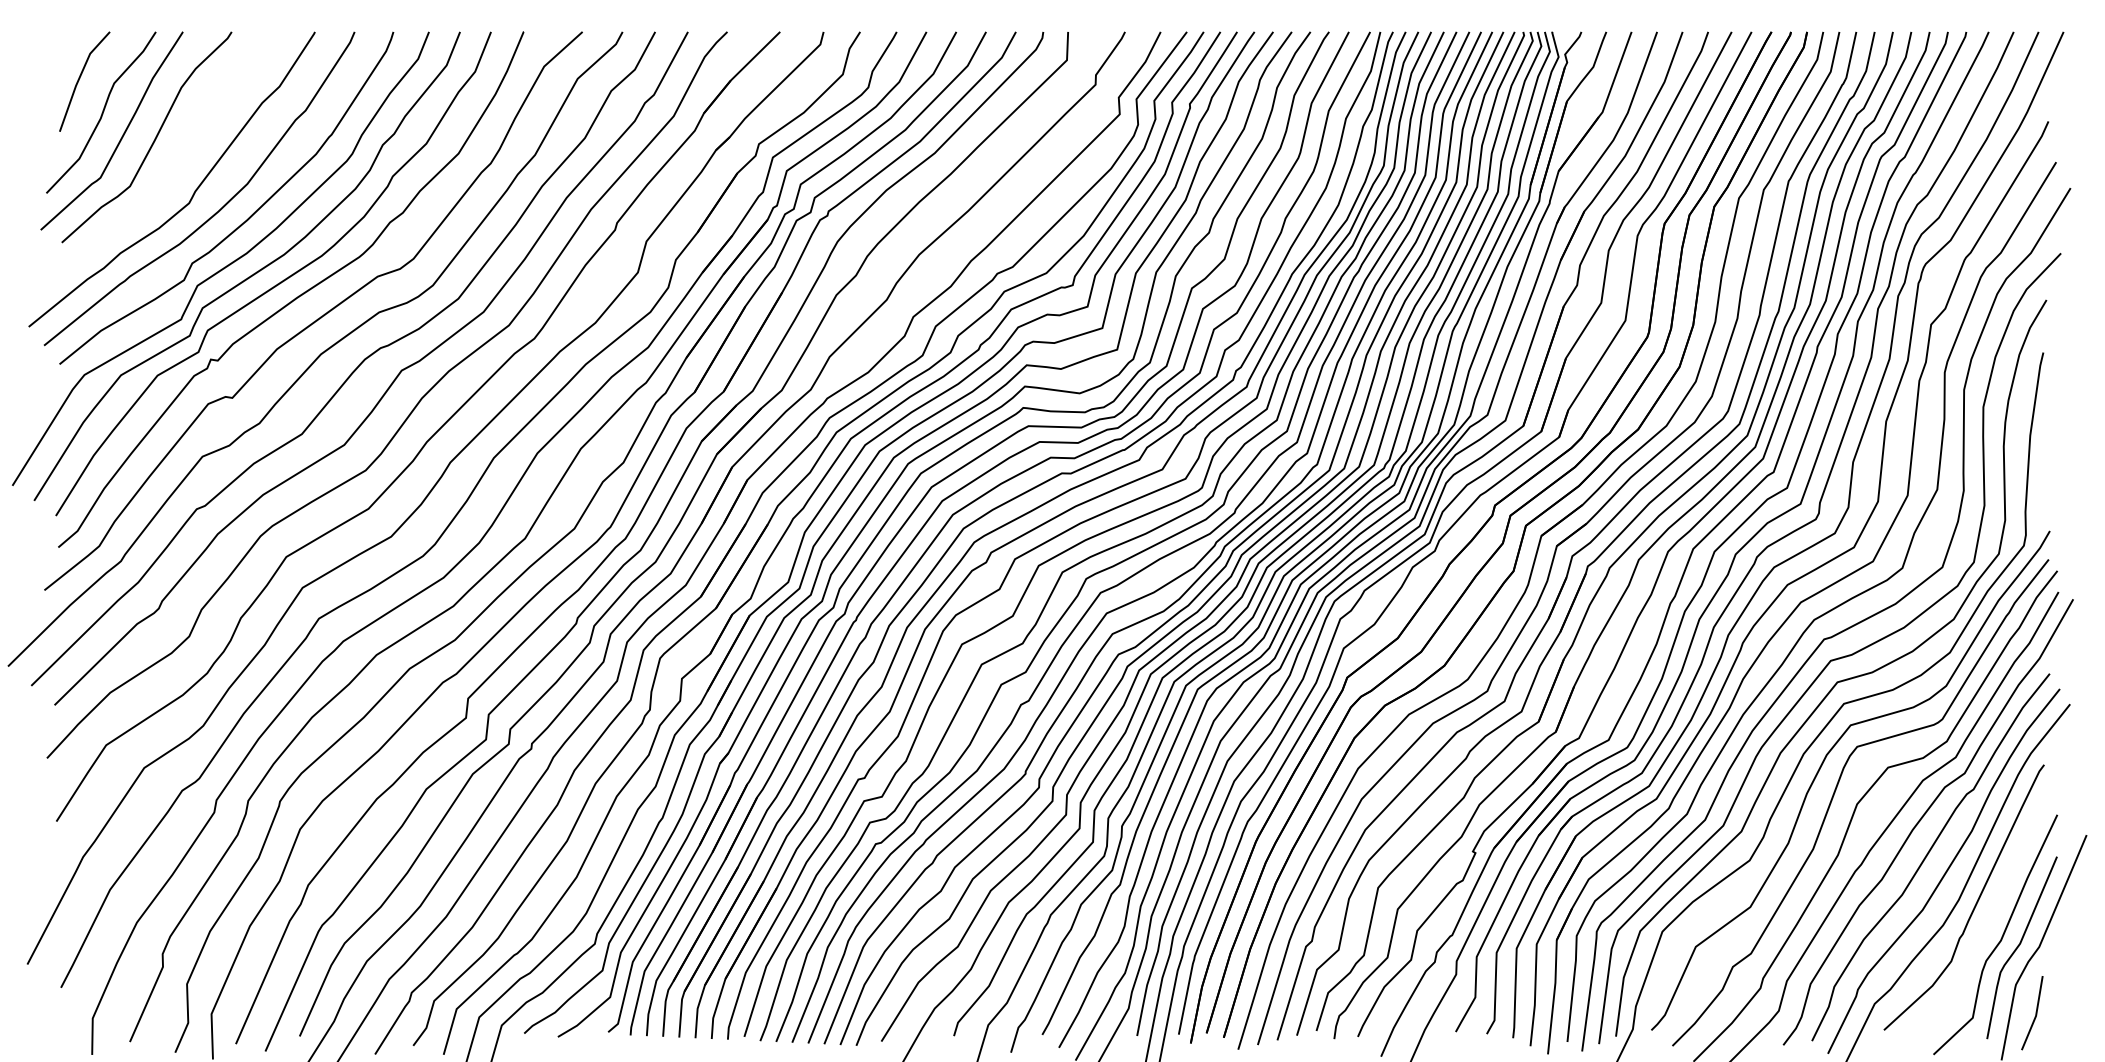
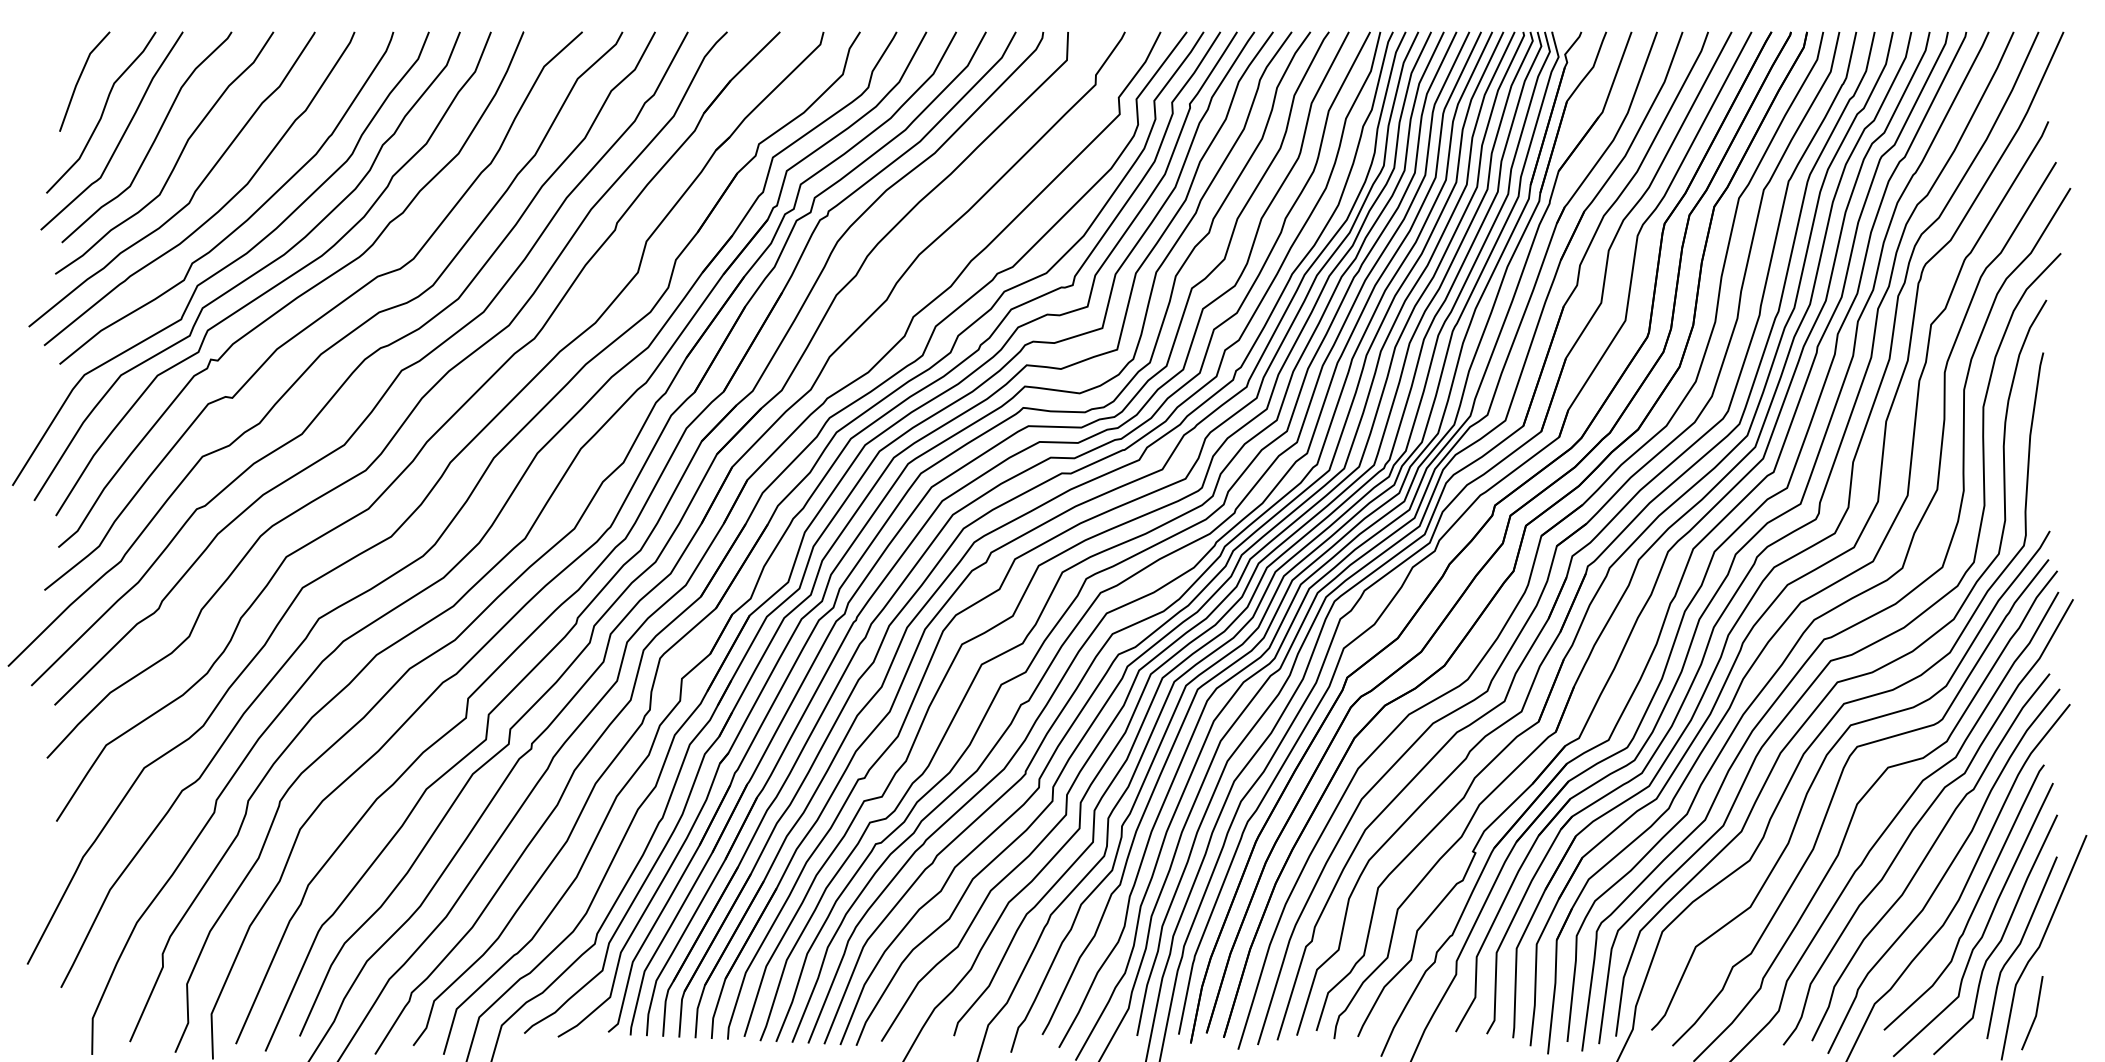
curve: none -> present (177, 158)
curve: none -> present (1986, 923)
